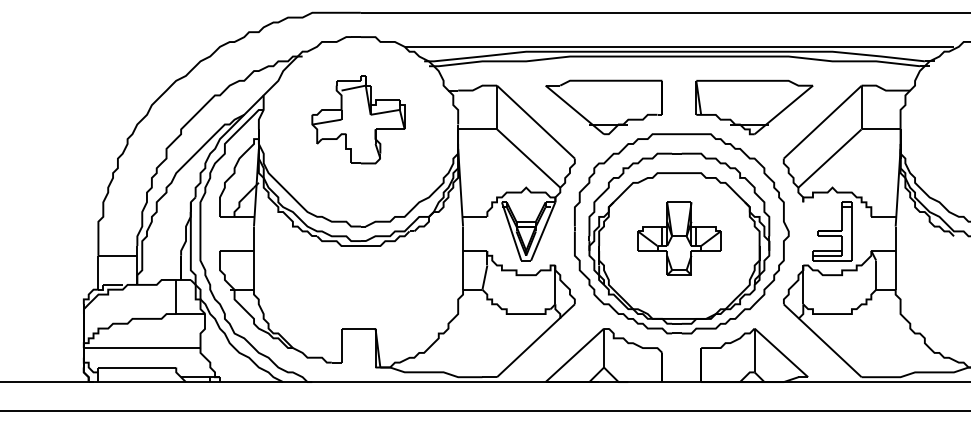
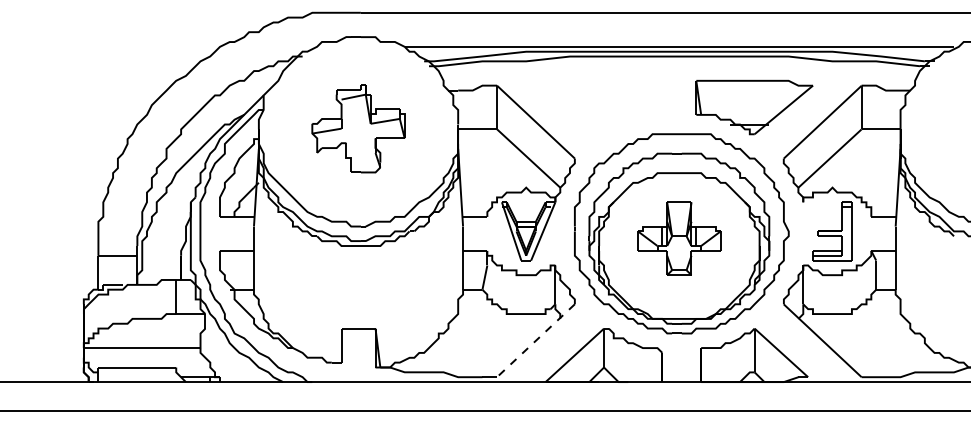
part: present -> none (603, 107)
part position: (358, 119) -> (358, 128) (358, 128)
line: solid -> dashed (535, 341)
